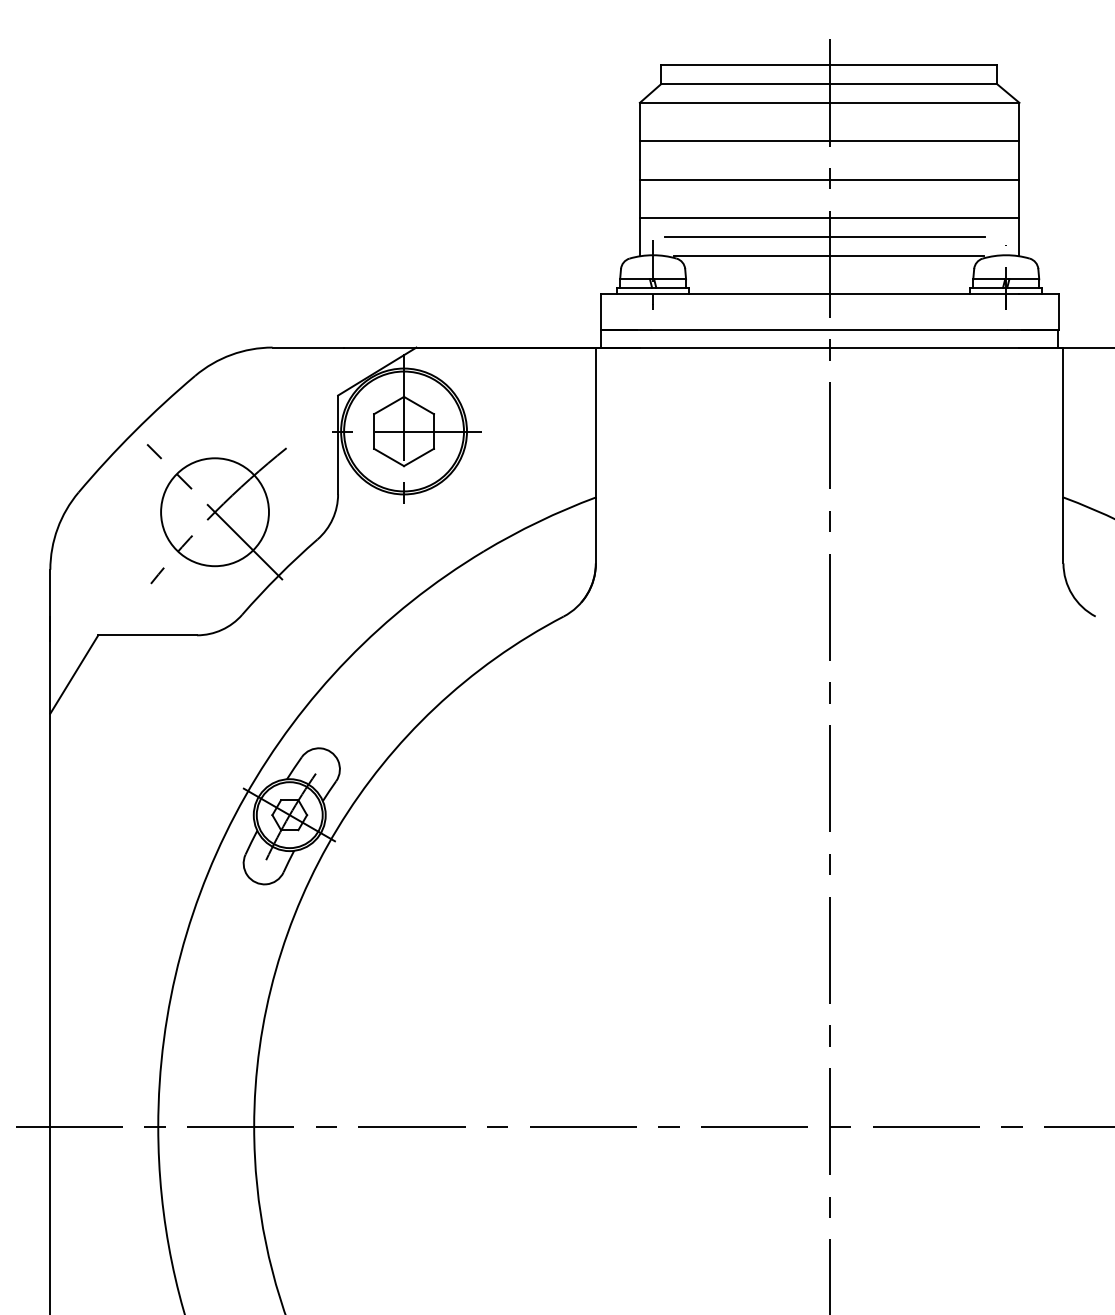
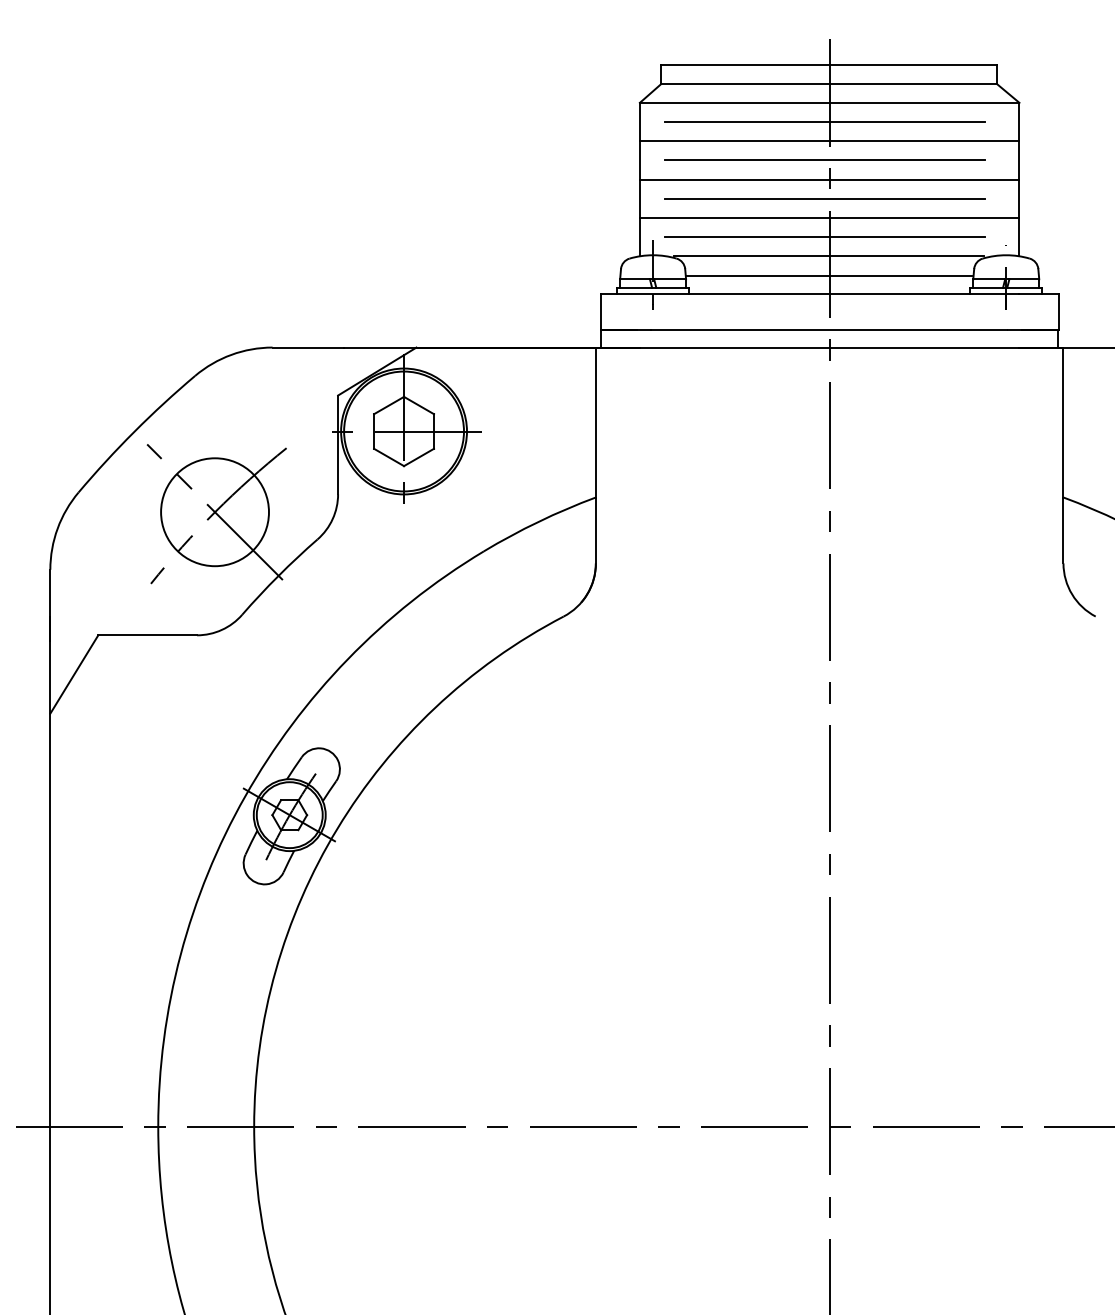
line: none -> present (824, 122)
line: none -> present (824, 160)
line: none -> present (824, 198)
line: none -> present (828, 275)
